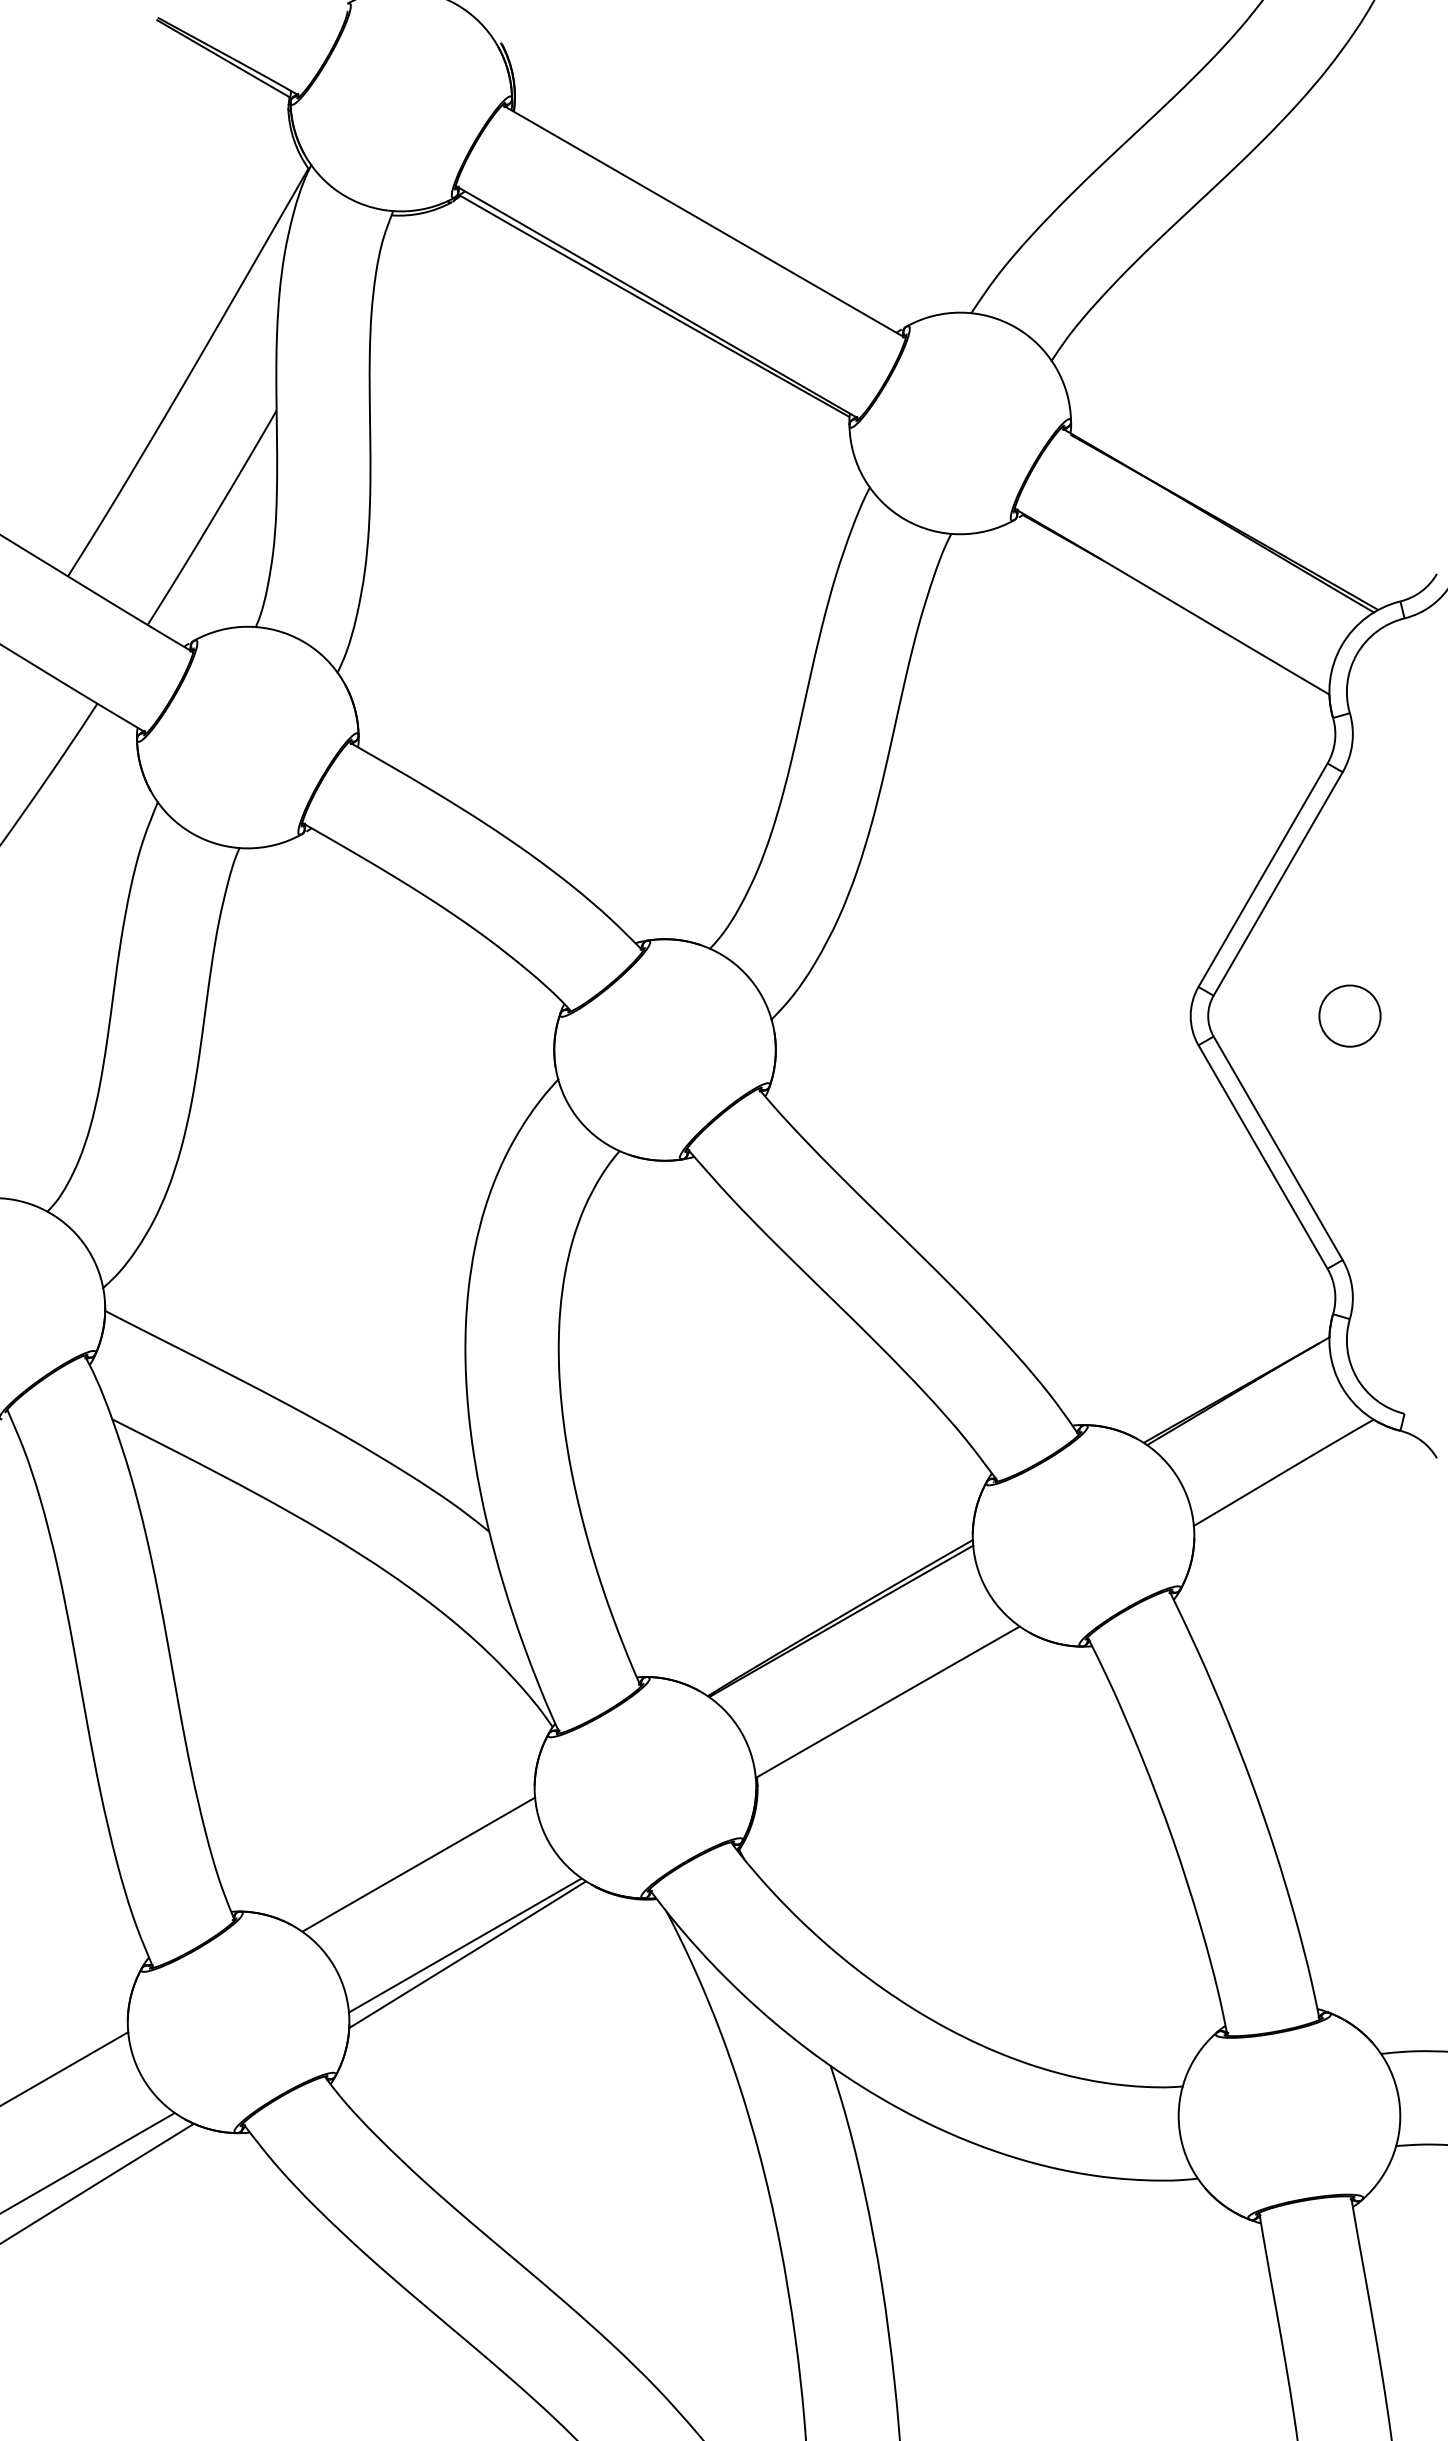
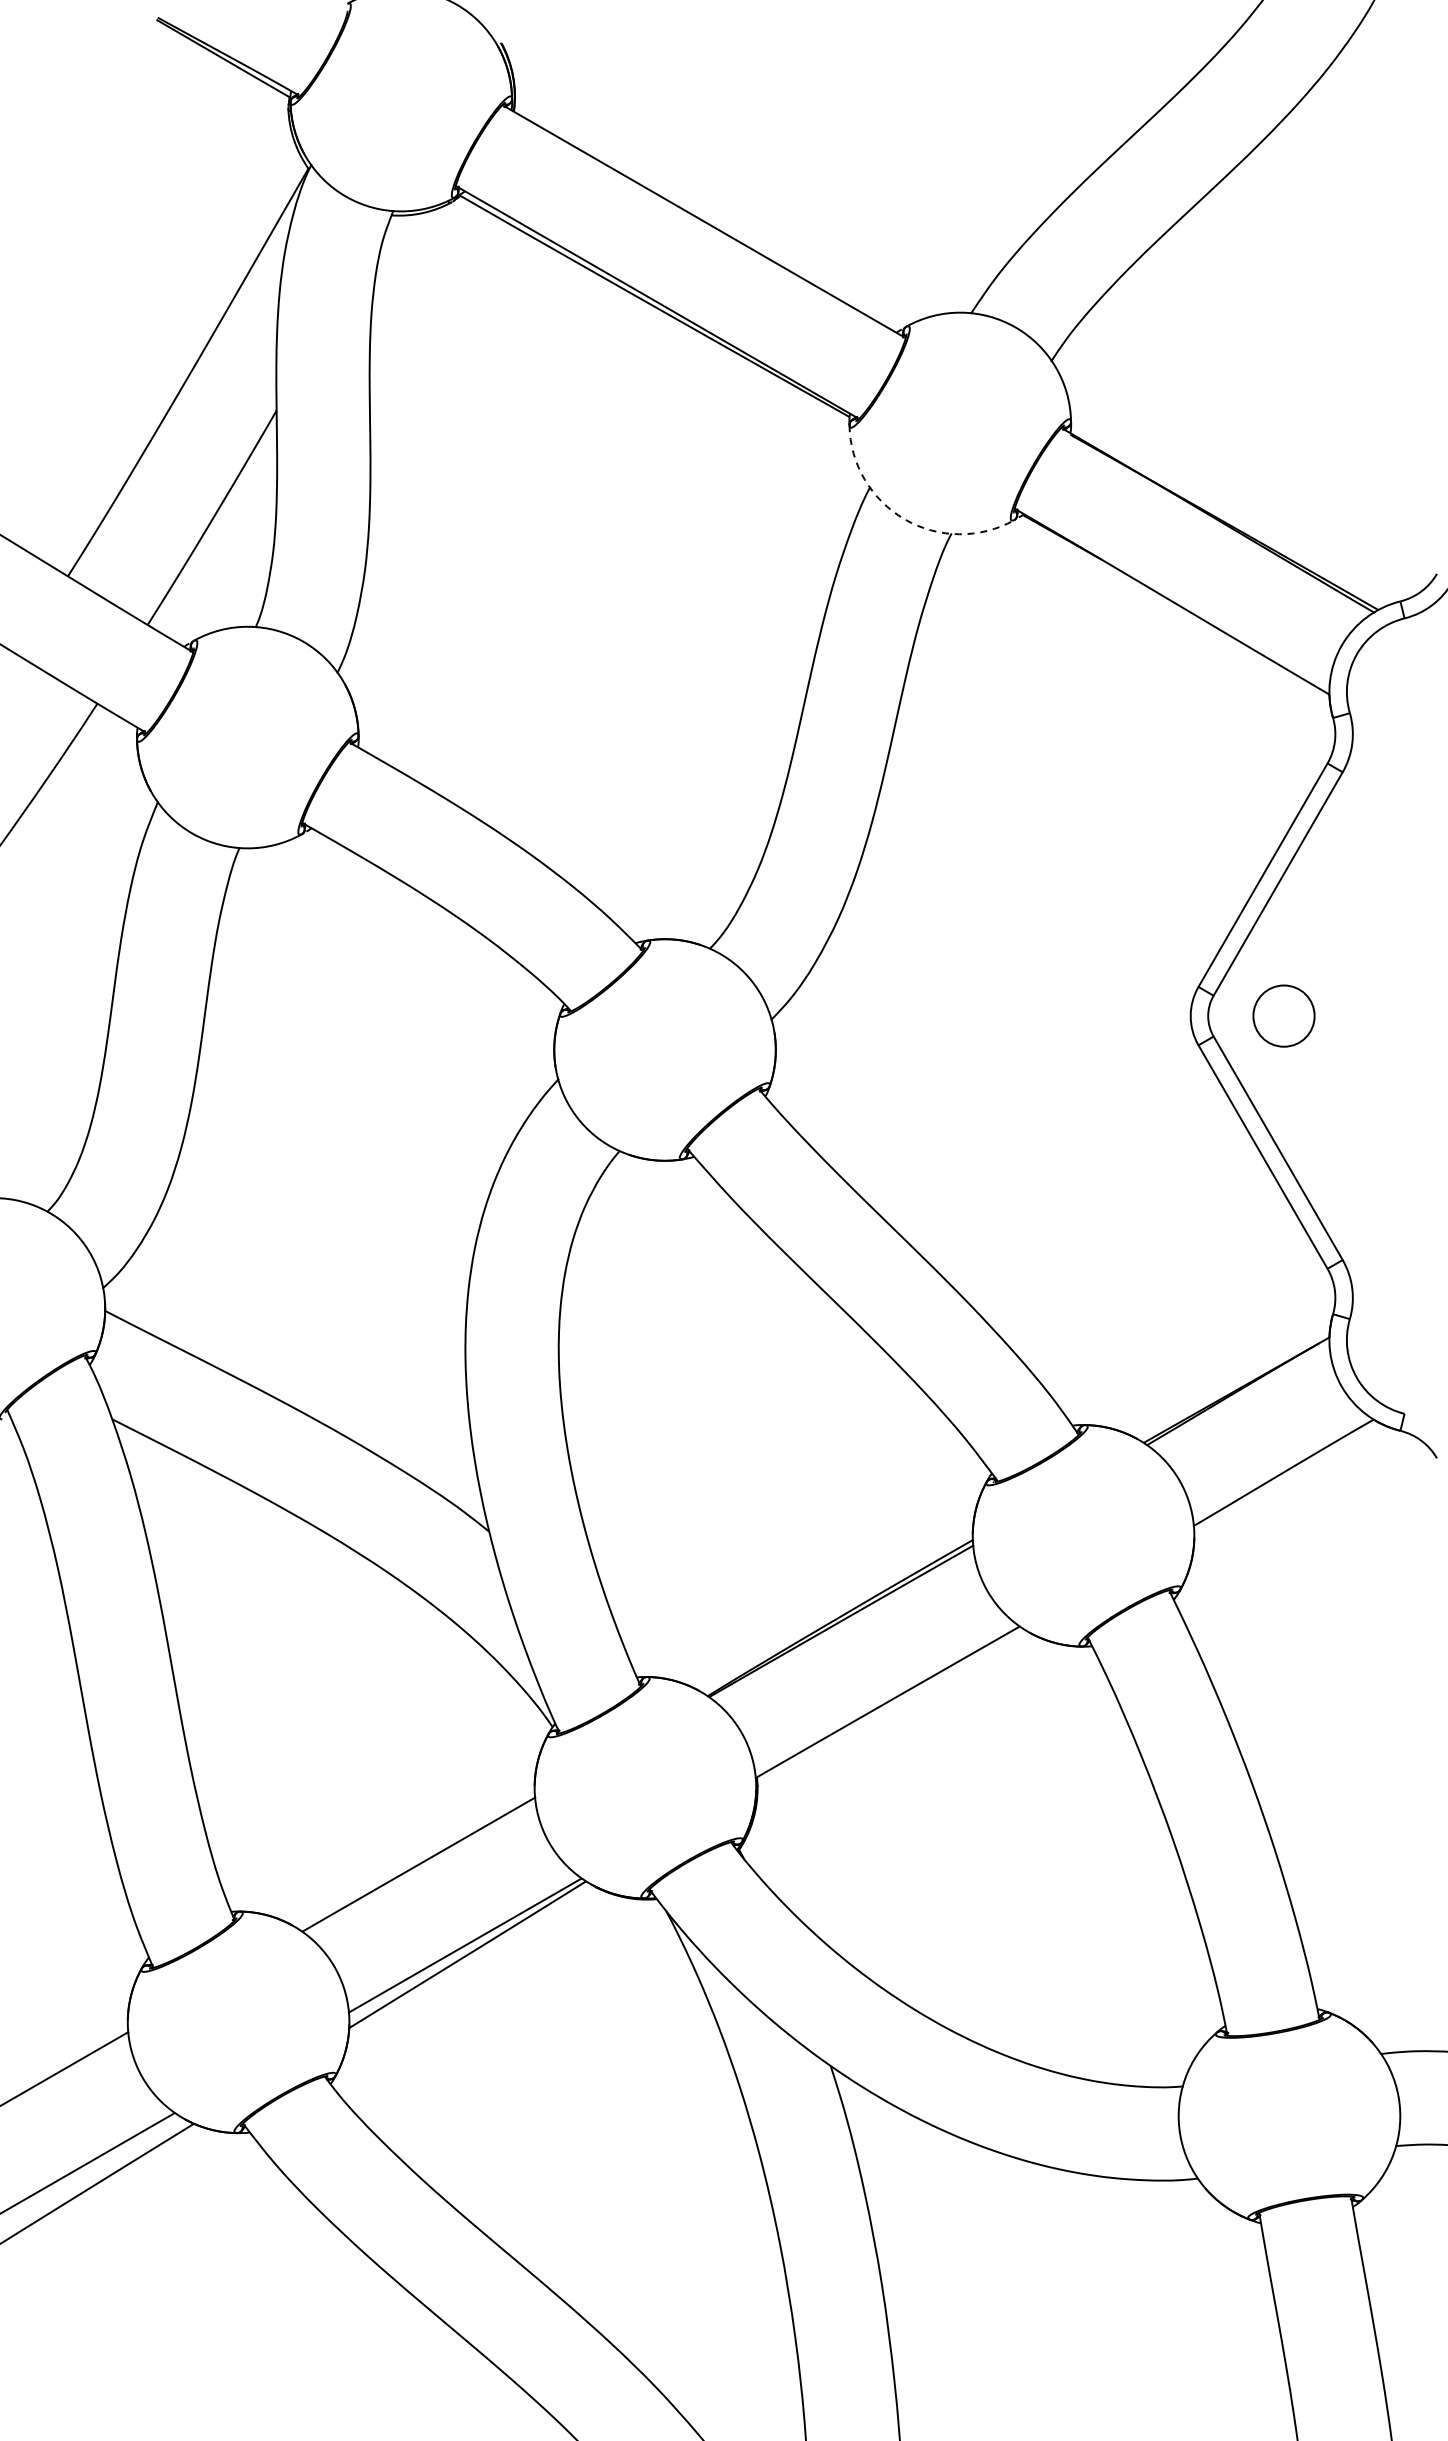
arc: solid -> dashed (904, 519)
circle position: (1349, 1015) -> (1283, 1015) (1283, 1015)
